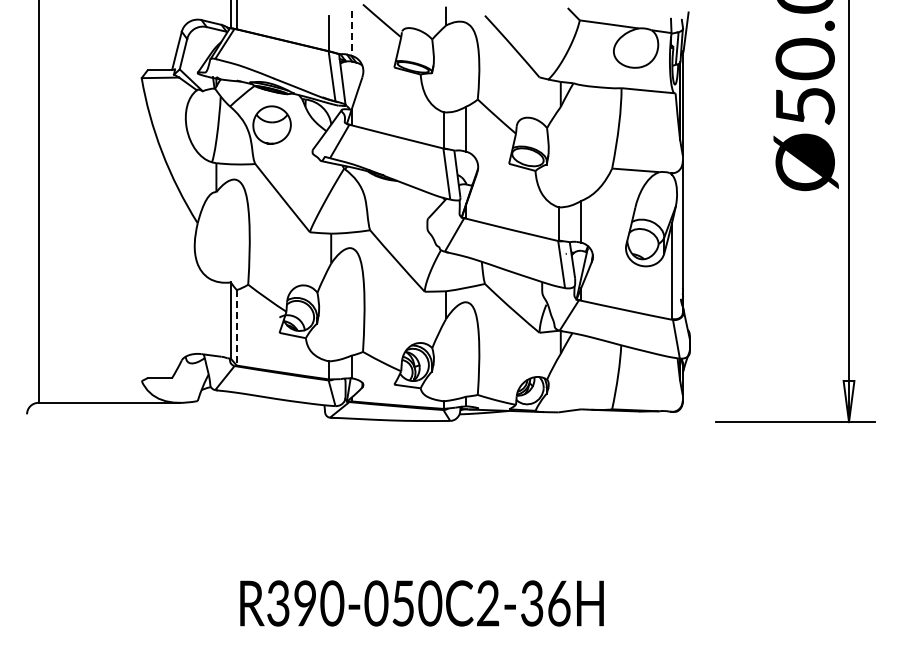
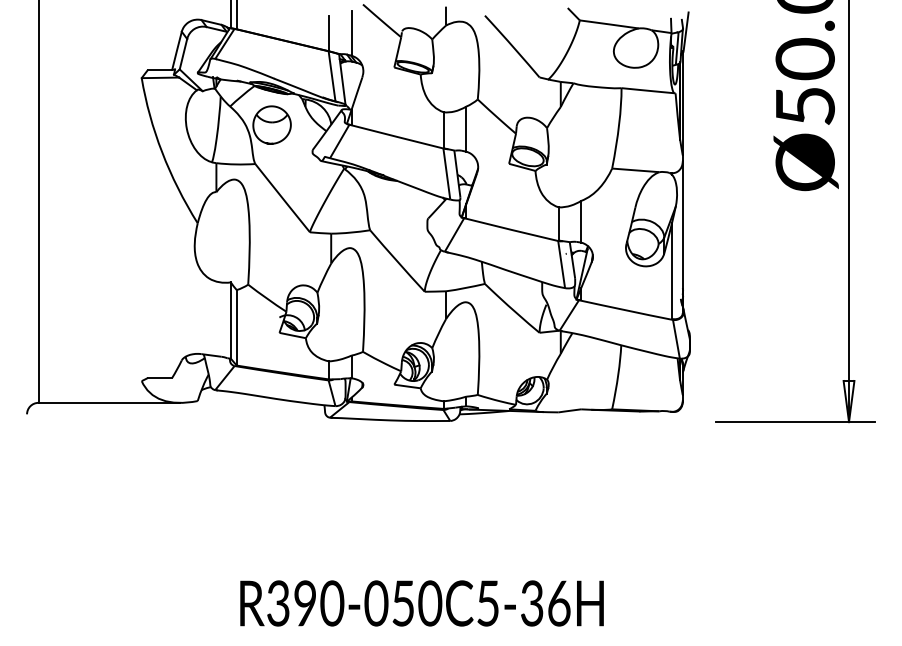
line: dashed -> solid (351, 34)
line: dashed -> solid (236, 327)
text: R390-050C2-36H -> R390-050C5-36H (488, 603)
